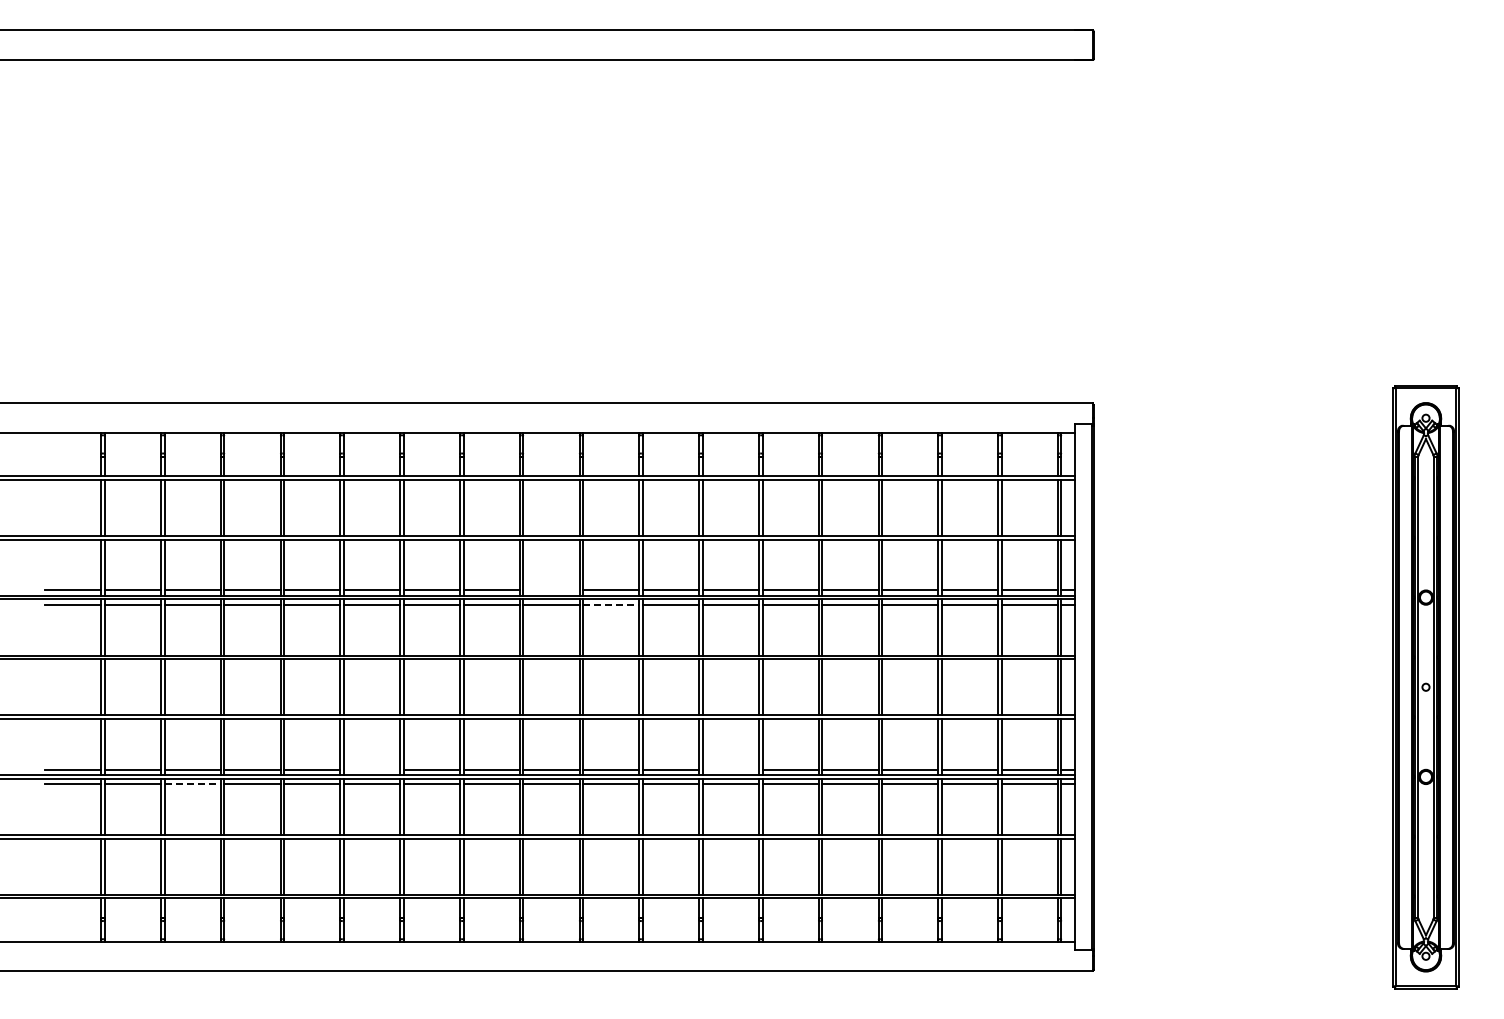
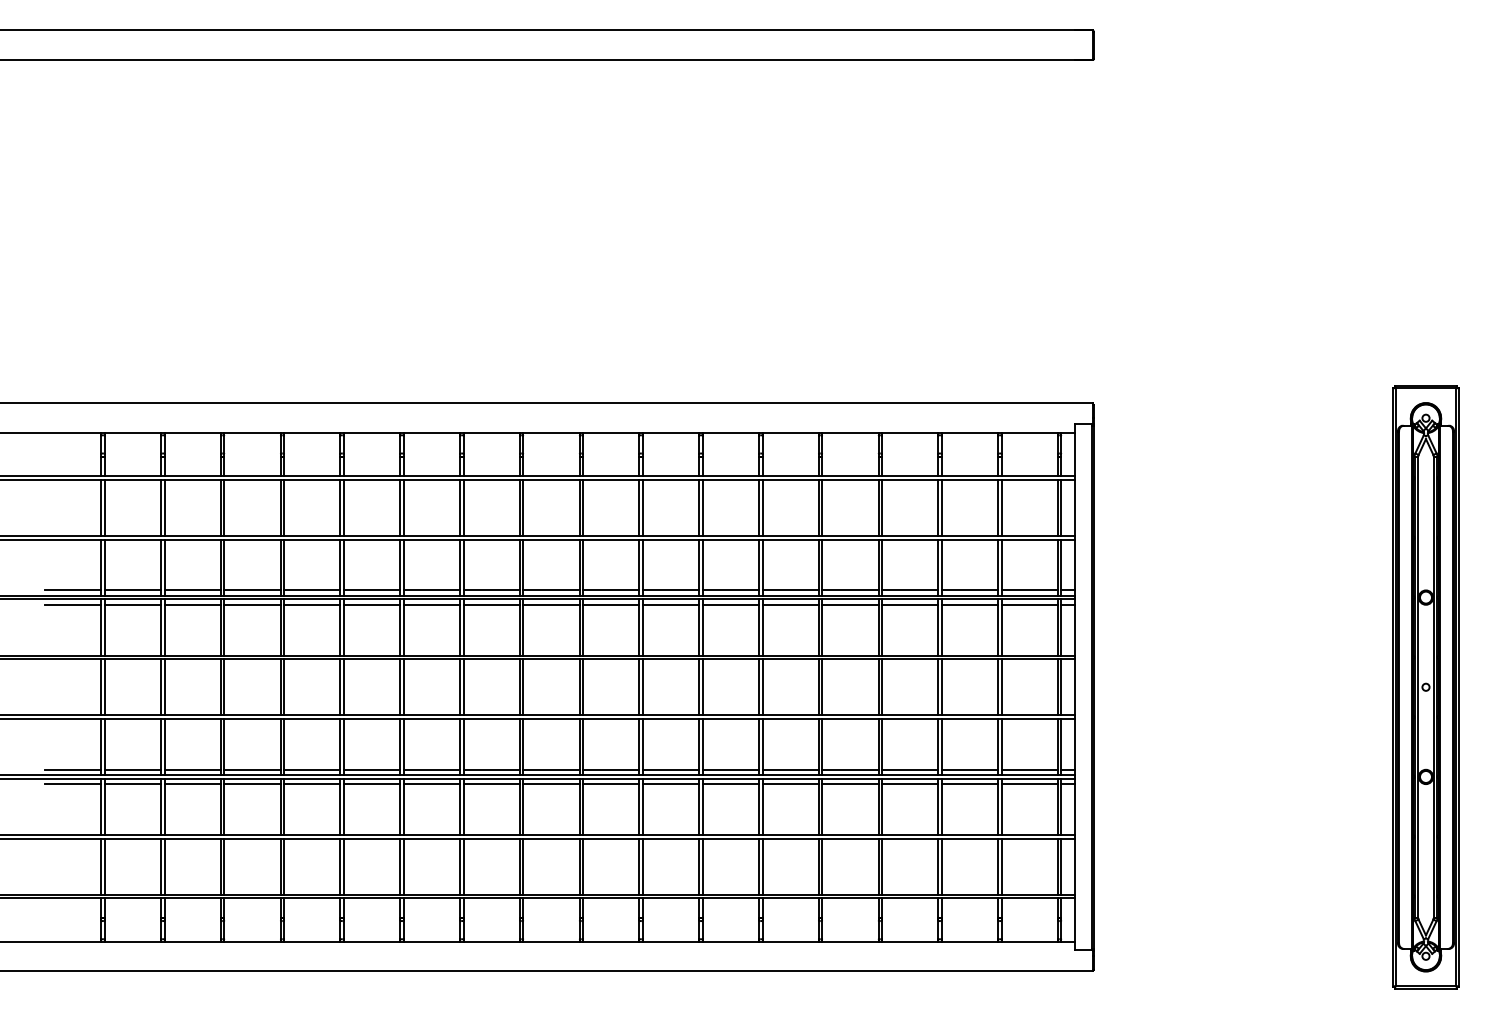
line: none -> present (551, 590)
line: dashed -> solid (611, 604)
line: none -> present (372, 769)
line: none -> present (730, 769)
line: dashed -> solid (193, 784)
